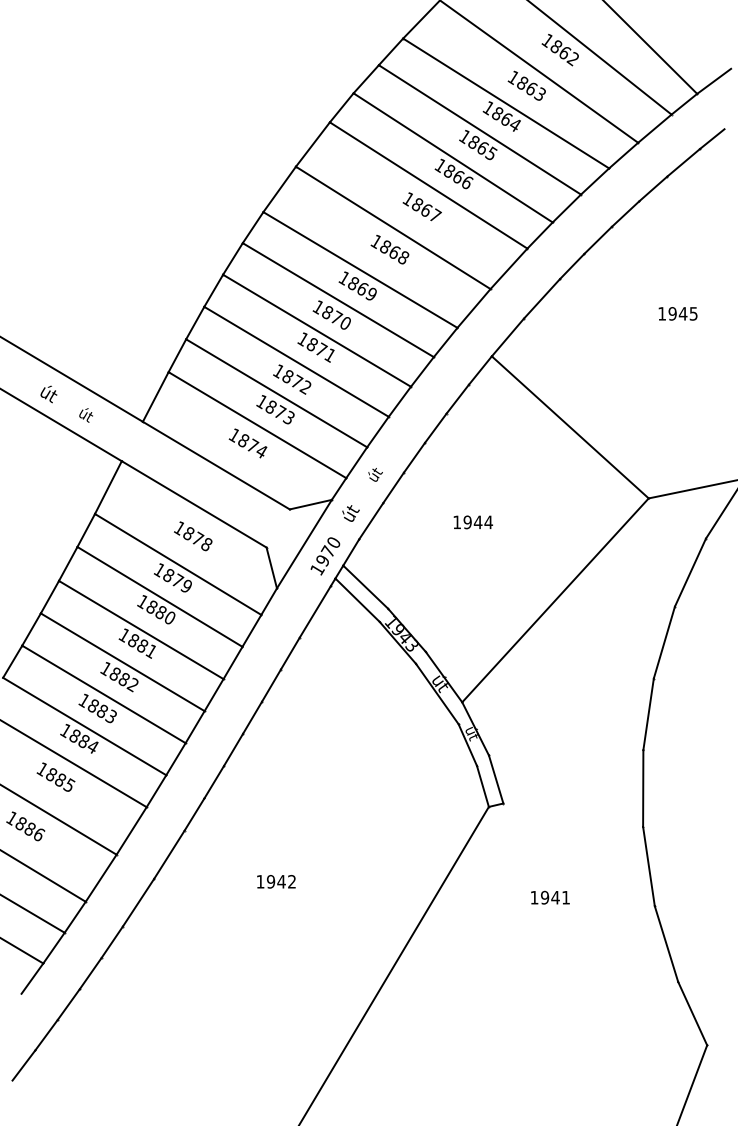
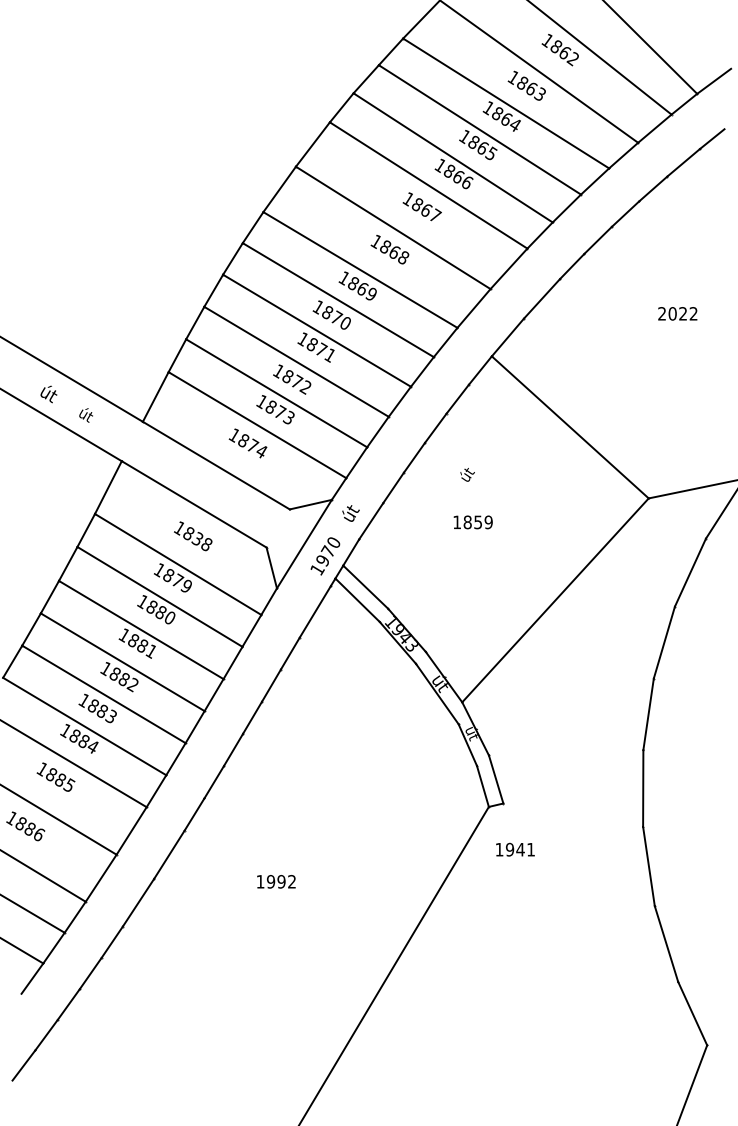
text: 1945 -> 2022 (677, 313)
text position: (375, 474) -> (467, 474) (467, 474)
text: 1944 -> 1859 (478, 522)
text: 1878 -> 1838 (197, 538)
text: 1942 -> 1992 (281, 881)
text position: (550, 897) -> (515, 849) (515, 849)
